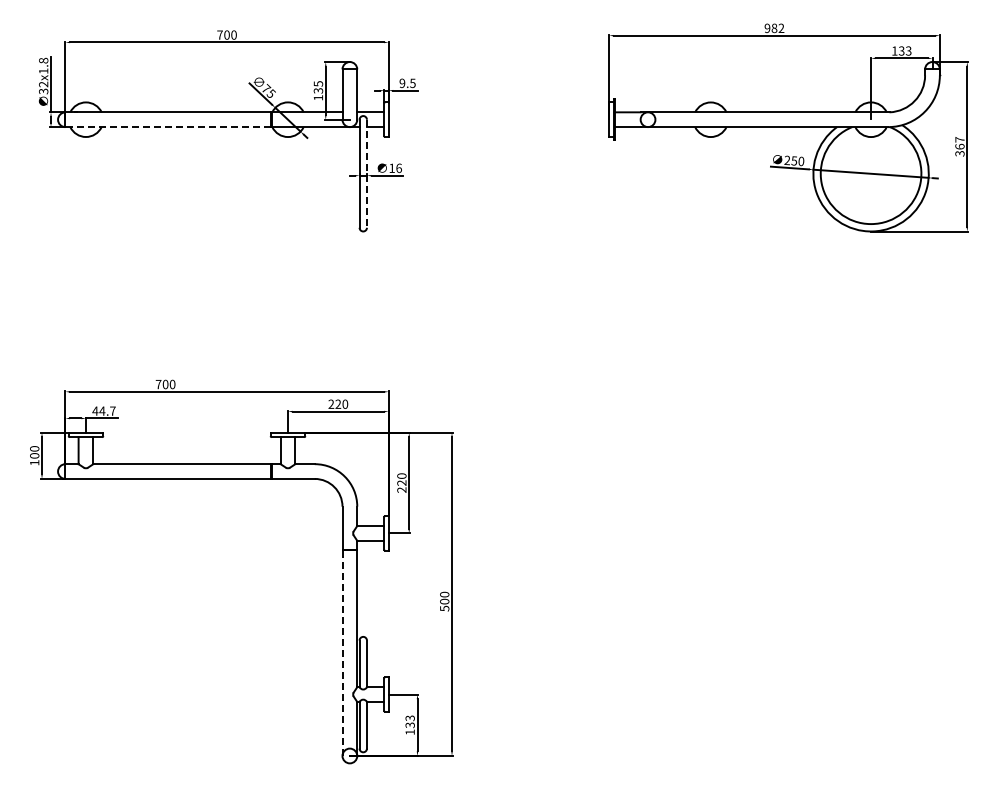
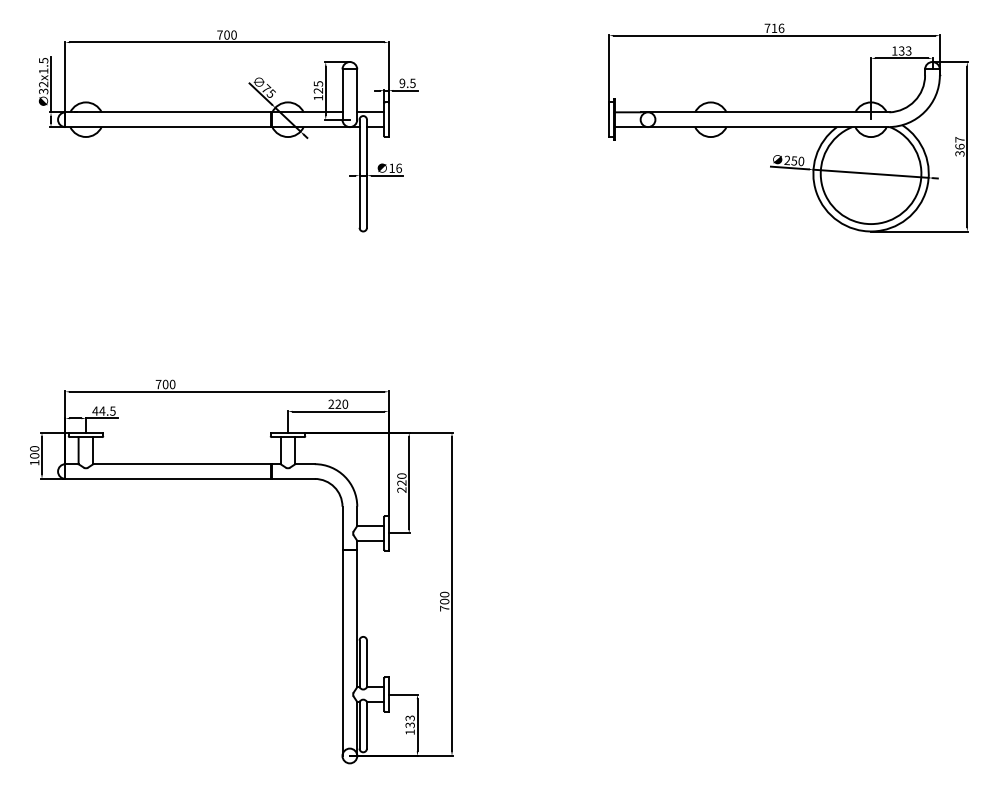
text: 982 -> 716 (774, 28)
text: 32x1.8 -> 32x1.5 (43, 60)
text: 135 -> 125 (319, 90)
line: dashed -> solid (168, 127)
line: dashed -> solid (366, 174)
text: 44.7 -> 44.5 (112, 410)
text: 500 -> 700 (444, 608)
line: dashed -> solid (342, 653)
